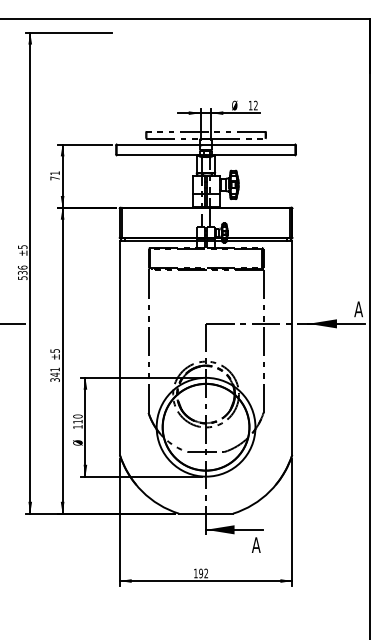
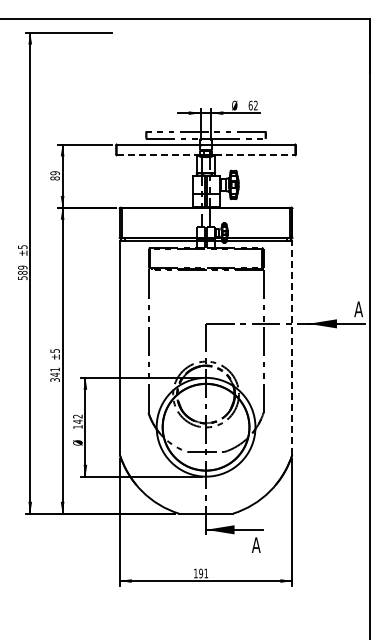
text: 12 -> 62 (250, 105)
line: solid -> dashed (157, 155)
line: solid -> dashed (255, 155)
text: 71 -> 89 (54, 175)
text: 536 -> 589 (22, 269)
line: present -> none (14, 323)
line: solid -> dashed (292, 347)
text: 110 -> 142 (77, 418)
text: 192 -> 191 (205, 573)
